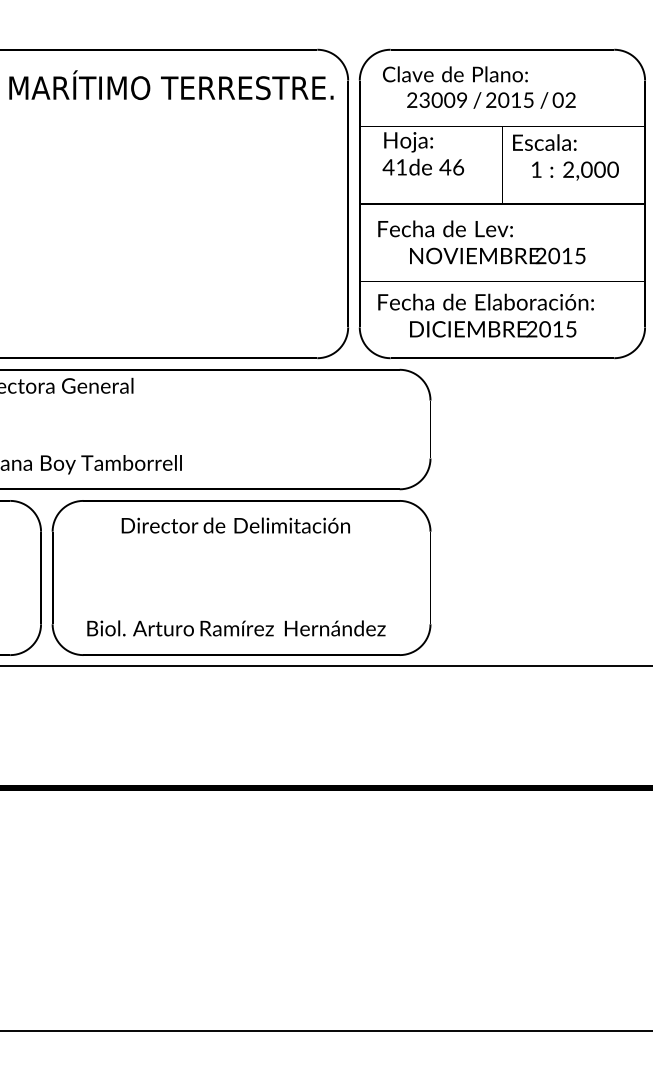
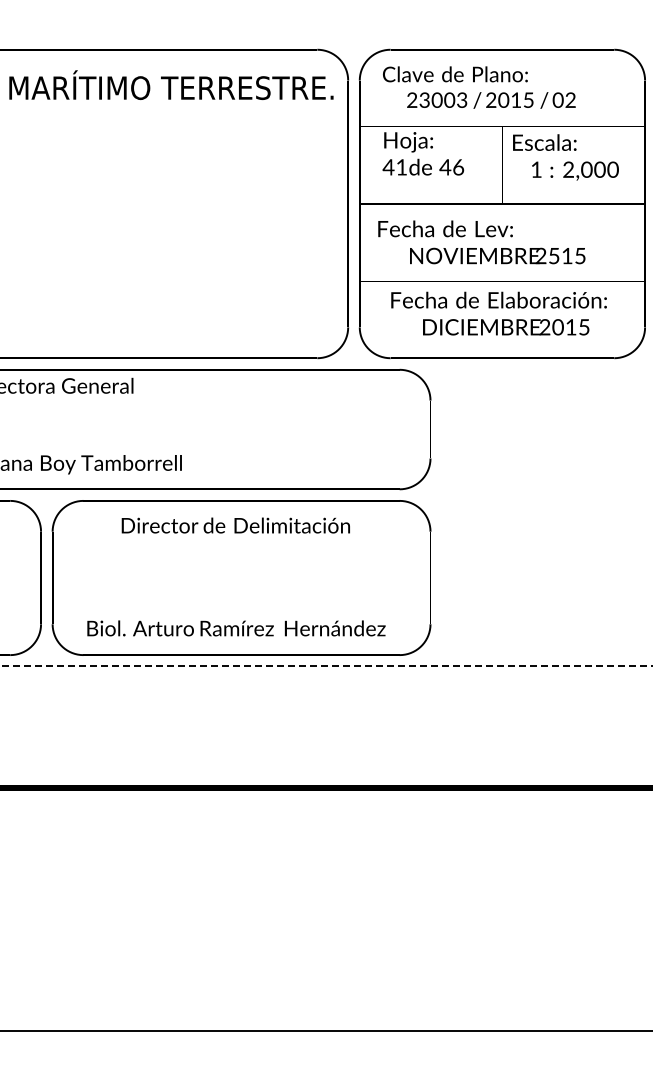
text: 23009 -> 23003 (462, 99)
text: 2015 -> 2515 (554, 255)
text position: (485, 315) -> (498, 313) (498, 313)
line: solid -> dashed (326, 666)
